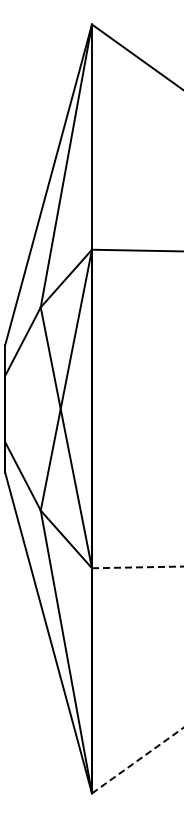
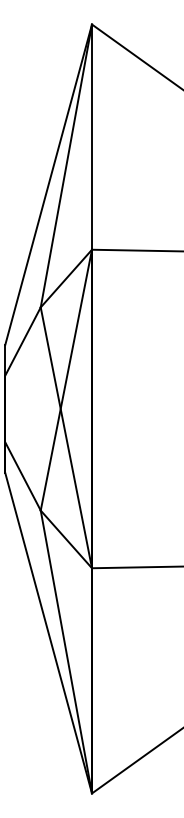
line: dashed -> solid (137, 567)
line: dashed -> solid (138, 760)
